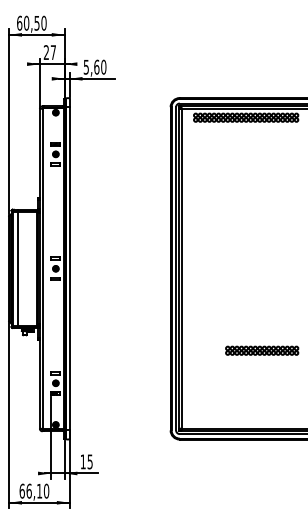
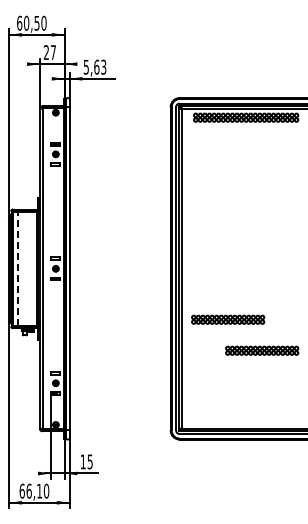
text: 5,60 -> 5,63 (103, 66)
line: solid -> dashed (17, 268)
part: none -> present (228, 319)
